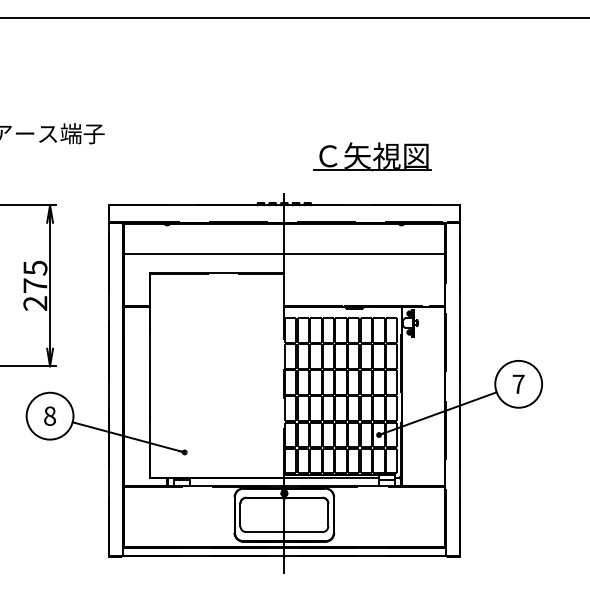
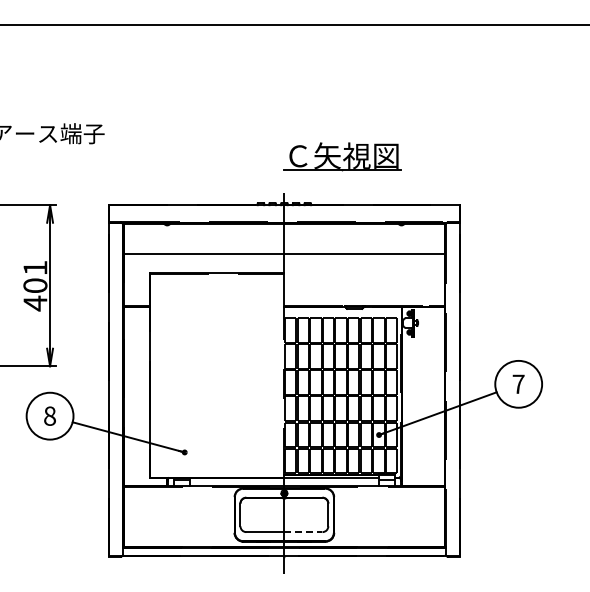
line position: (294, 17) -> (294, 24) (294, 24)
part position: (372, 156) -> (342, 156) (342, 156)
text: 275 -> 401 (35, 285)
line: solid -> dashed (303, 532)
